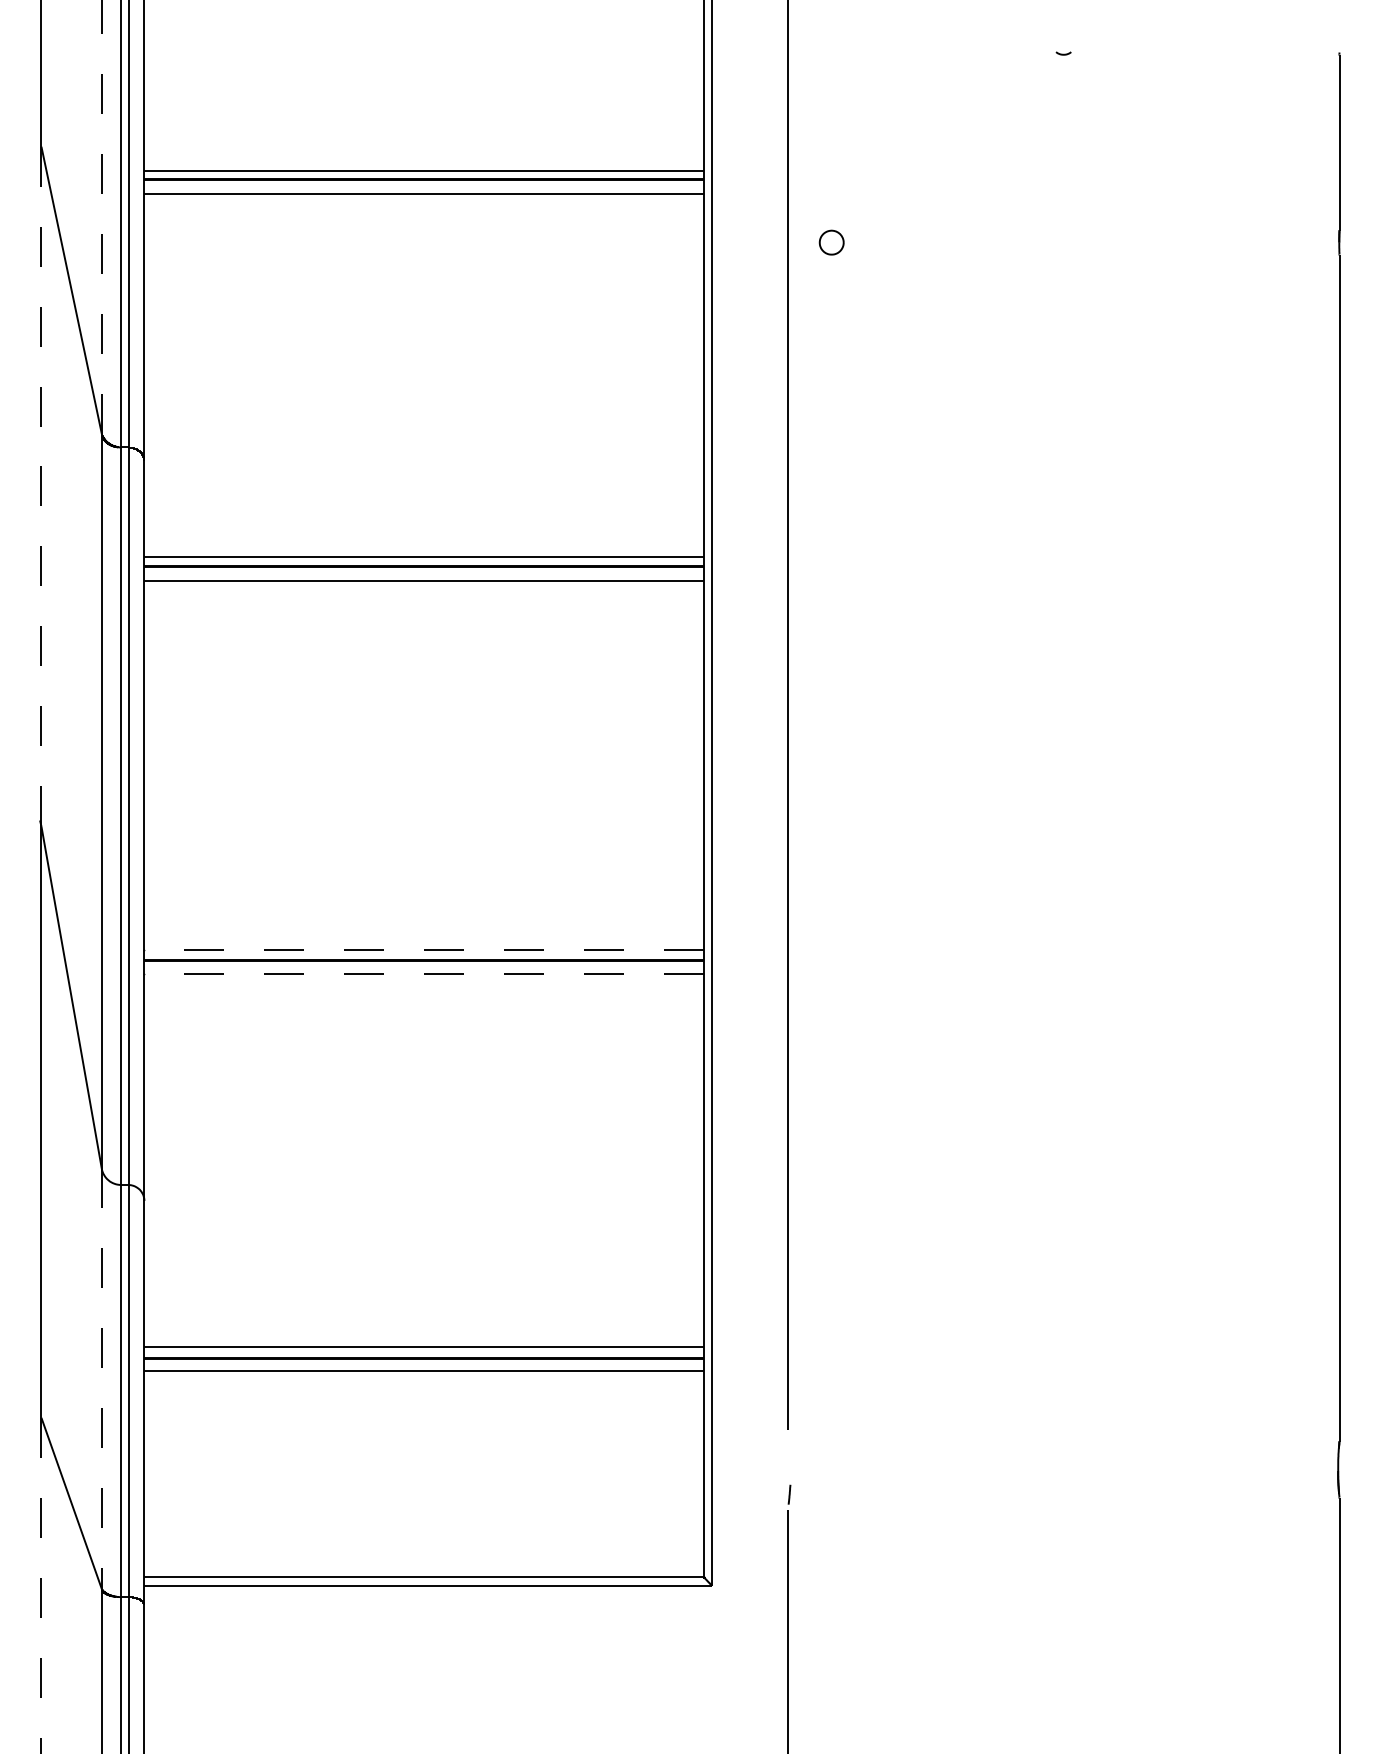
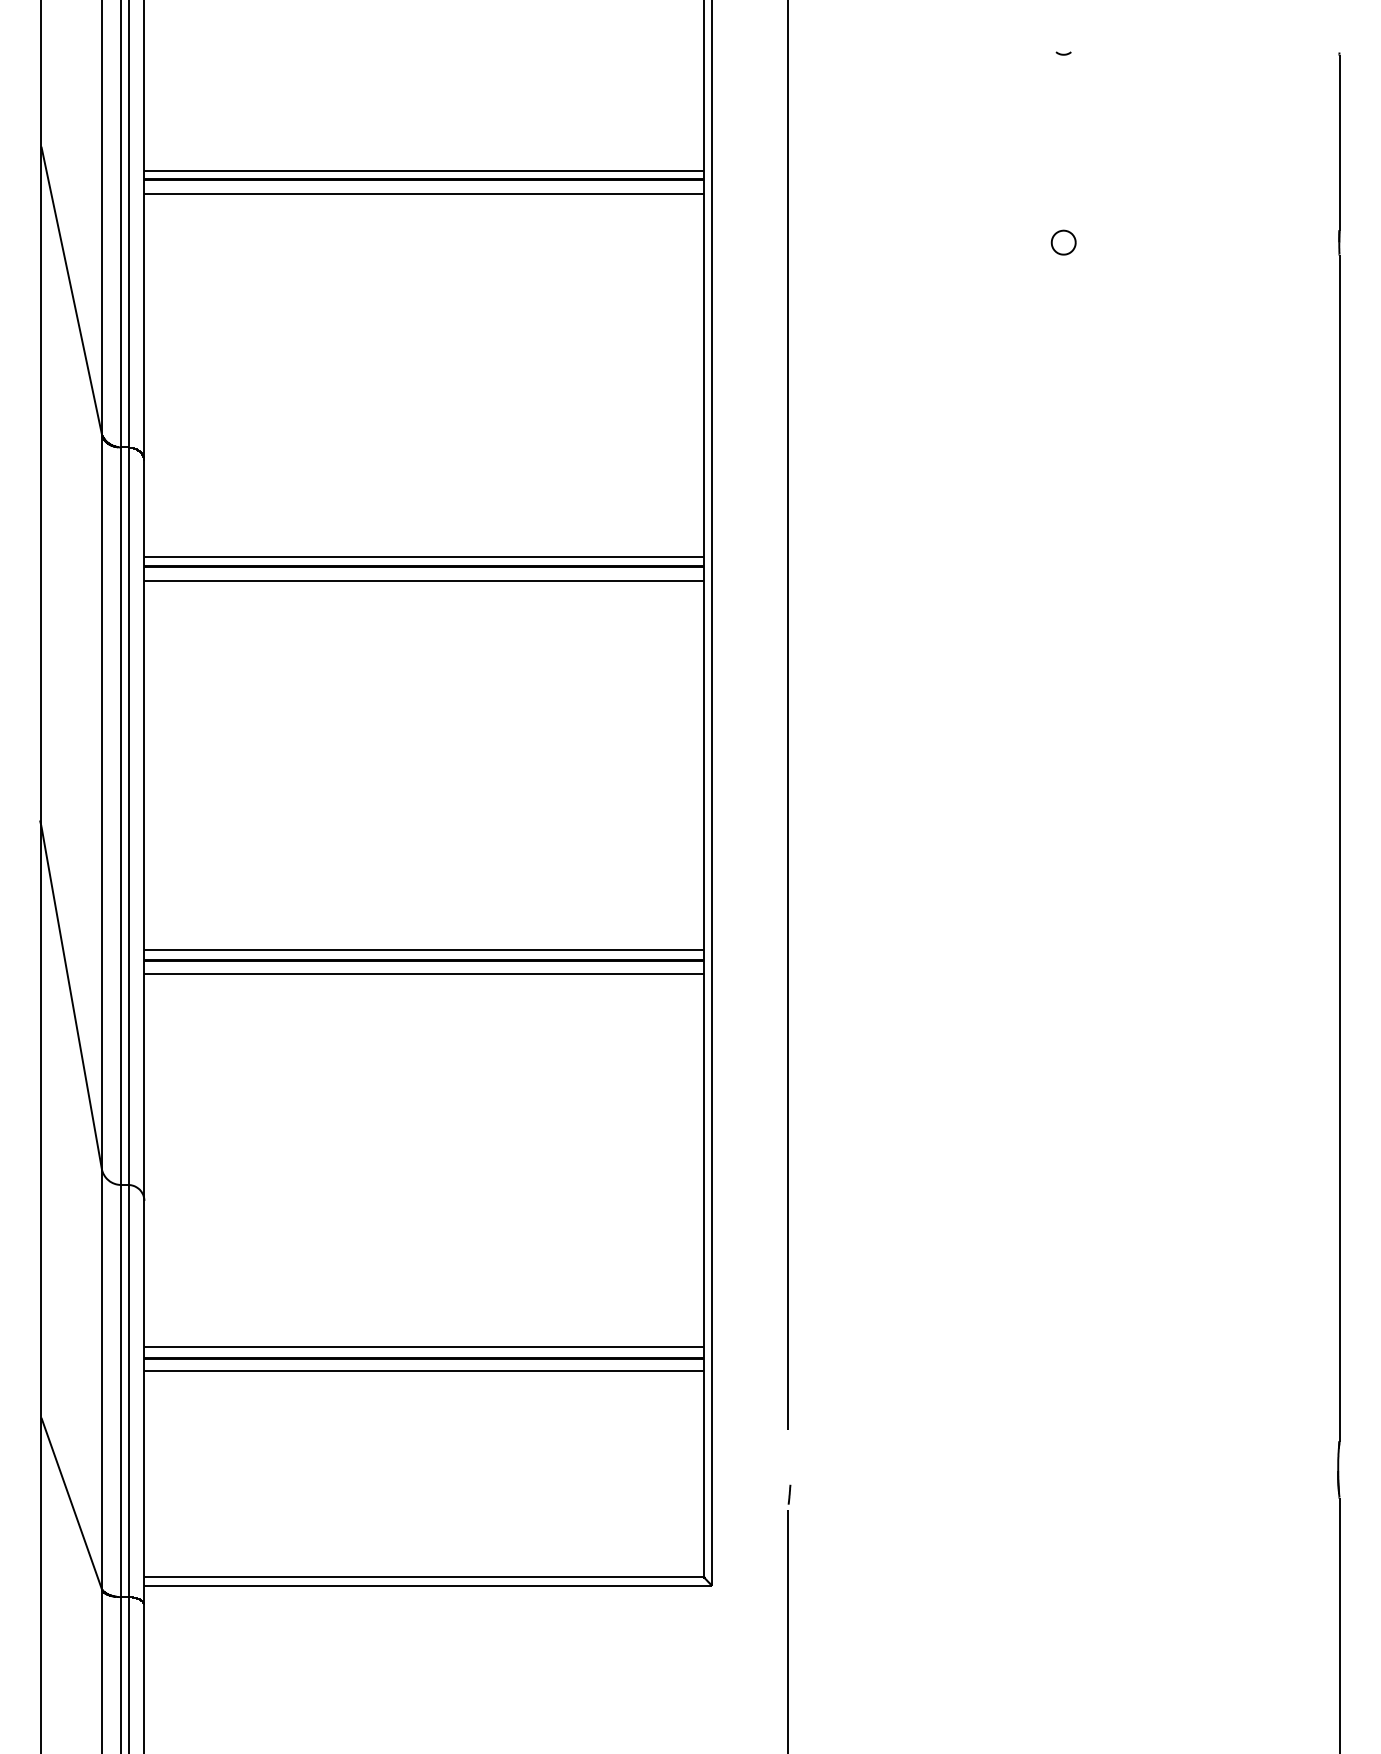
line: dashed -> solid (101, 216)
part position: (831, 242) -> (1063, 242) (1063, 242)
line: dashed -> solid (41, 486)
line: dashed -> solid (424, 950)
line: dashed -> solid (424, 974)
line: dashed -> solid (101, 1379)
line: dashed -> solid (41, 1585)
